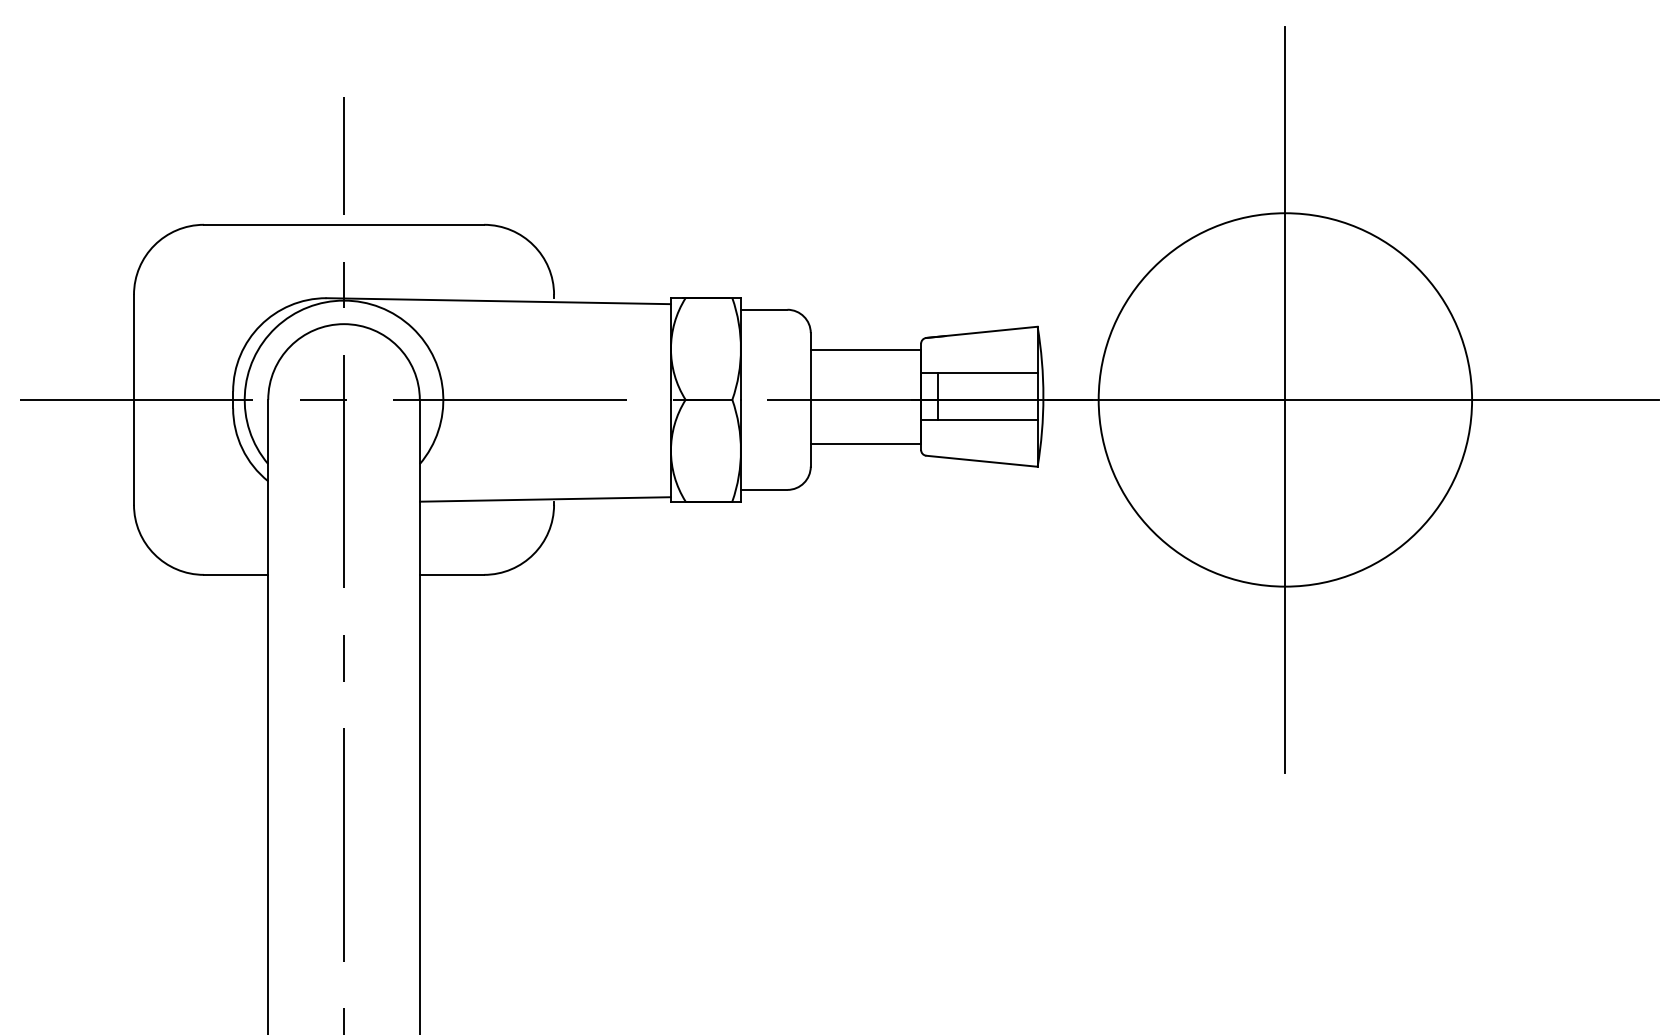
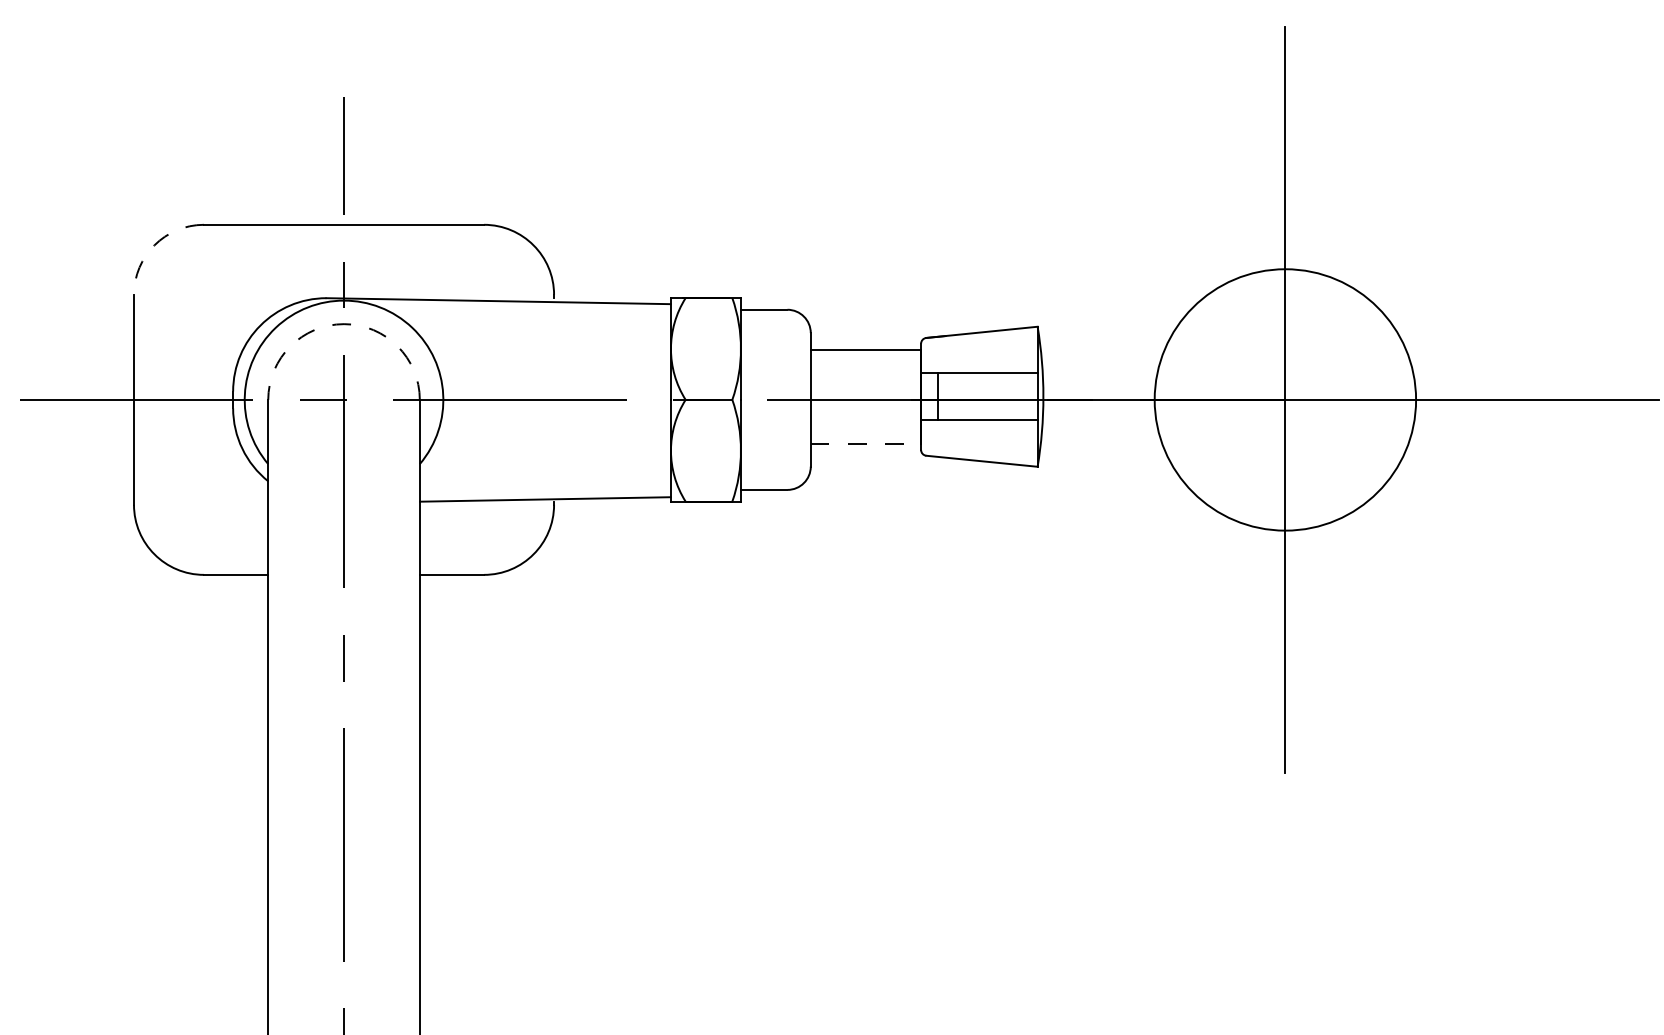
arc: solid -> dashed (154, 245)
arc: solid -> dashed (344, 324)
circle diameter: 373 px -> 261 px (1285, 399)
line: solid -> dashed (866, 443)
